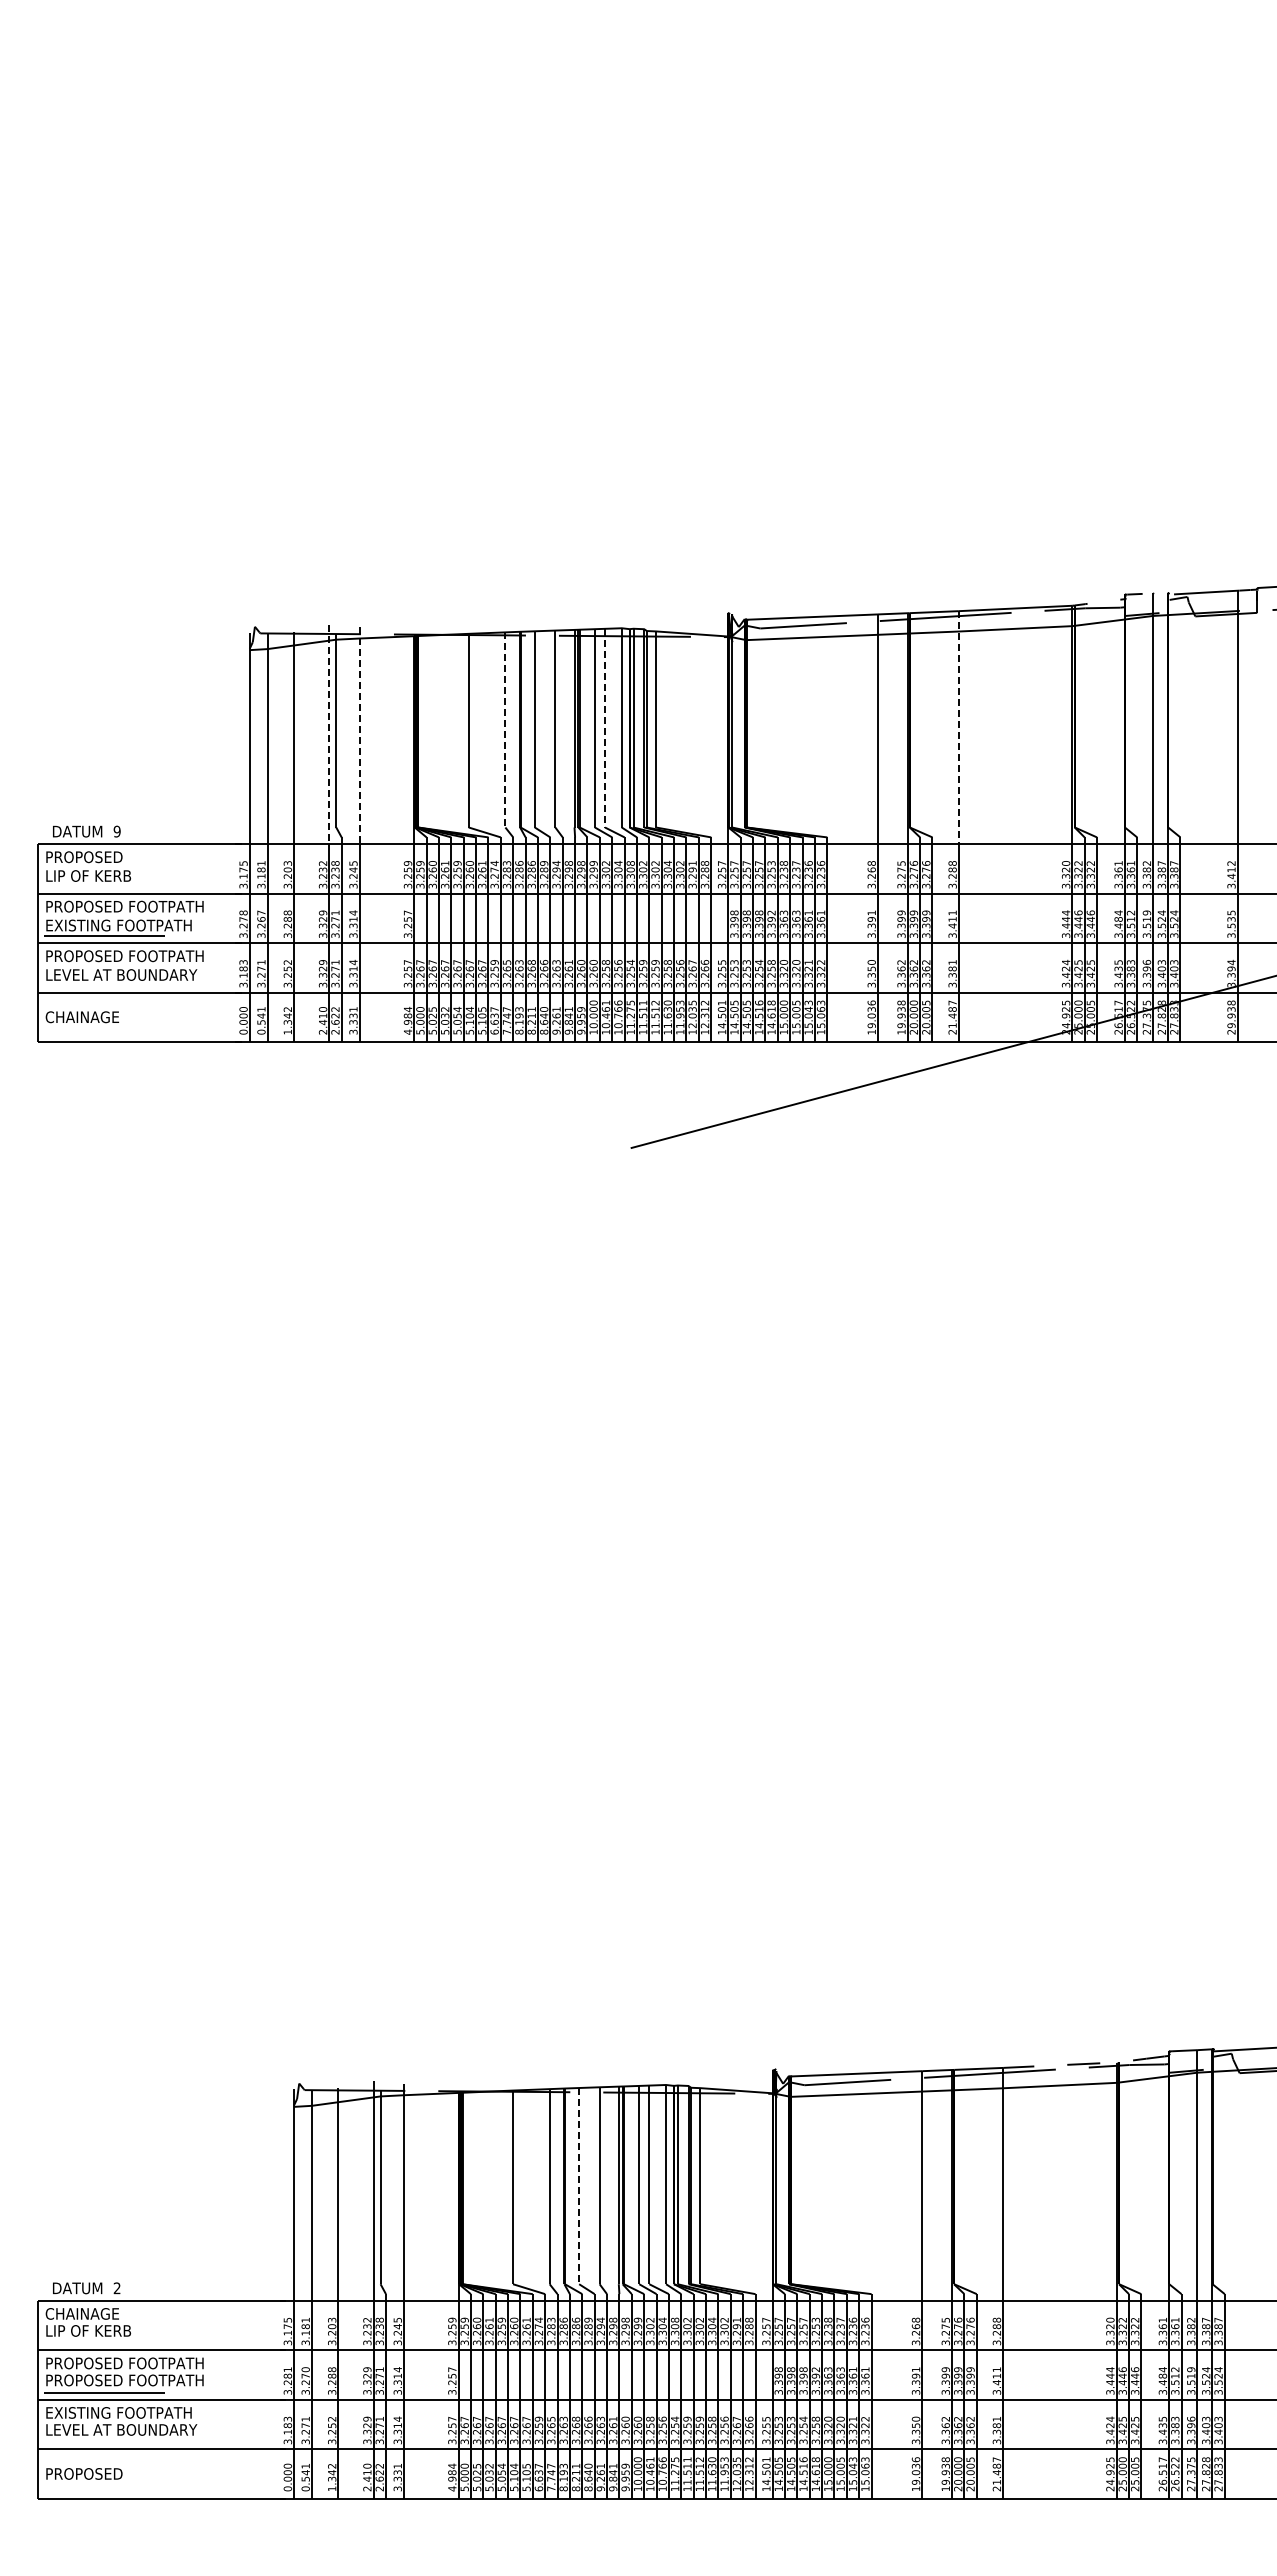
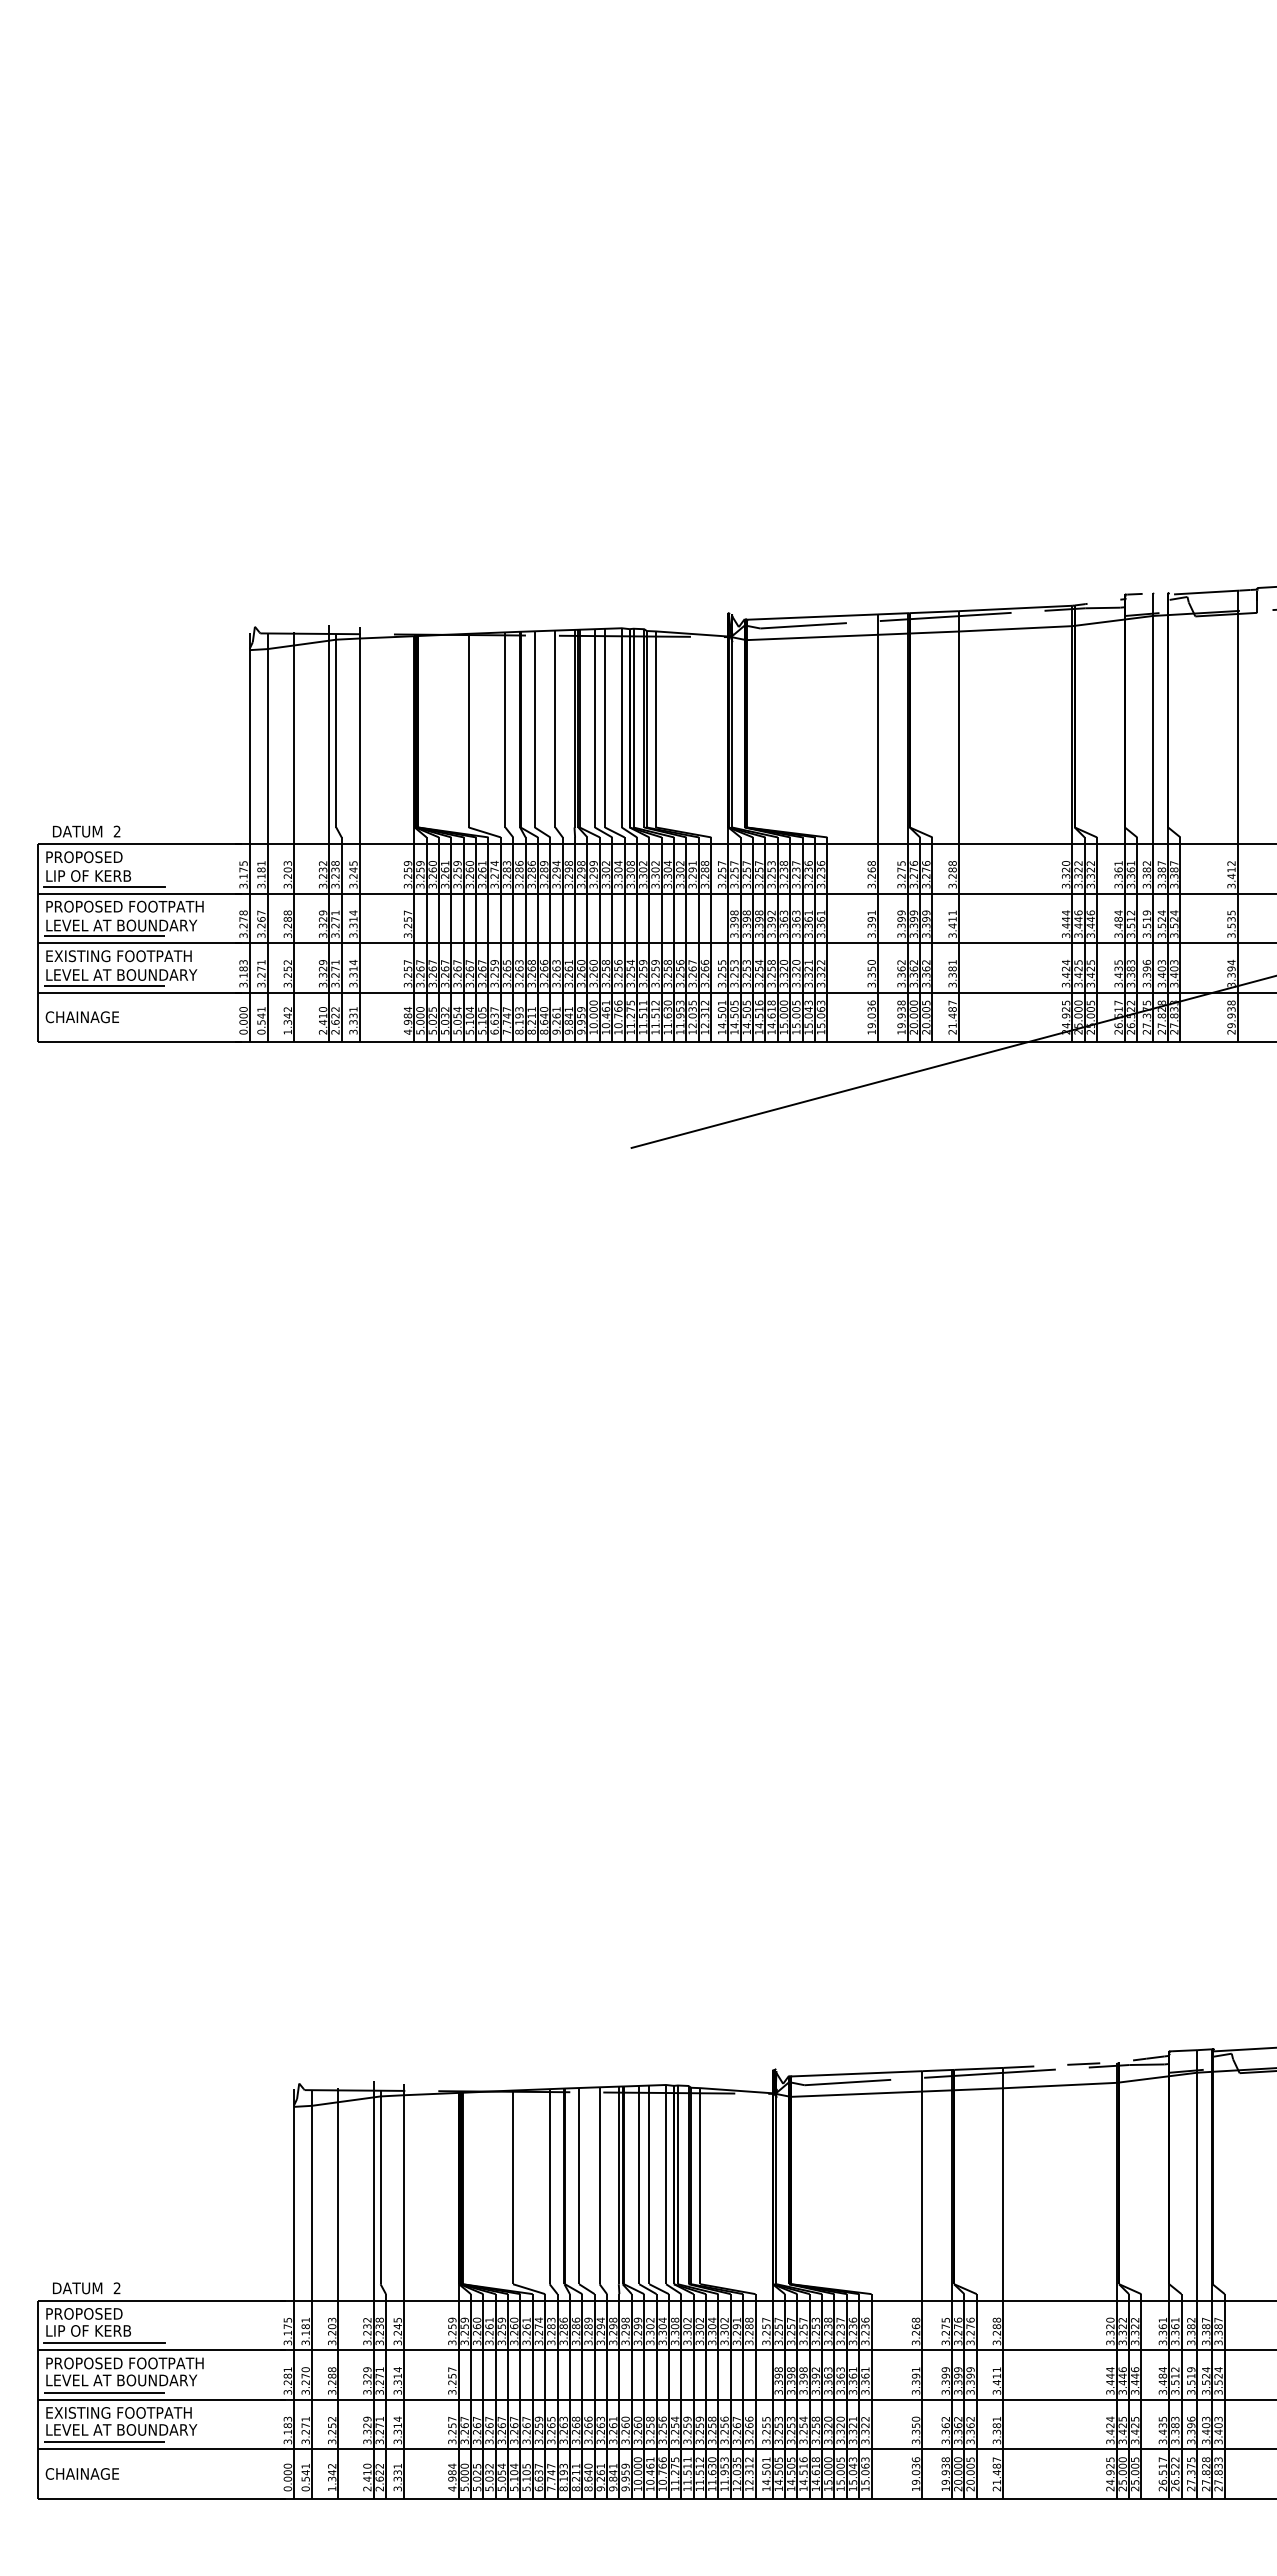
line: dashed -> solid (605, 728)
line: dashed -> solid (958, 728)
line: dashed -> solid (505, 729)
line: dashed -> solid (329, 734)
line: dashed -> solid (359, 736)
text: 9 -> 2 (116, 831)
line: none -> present (103, 886)
text: EXISTING FOOTPATH -> LEVEL AT BOUNDARY (122, 925)
text: PROPOSED FOOTPATH -> EXISTING FOOTPATH (125, 956)
line: none -> present (103, 985)
line: dashed -> solid (579, 2186)
text: CHAINAGE -> PROPOSED (83, 2313)
line: none -> present (103, 2343)
text: PROPOSED FOOTPATH -> LEVEL AT BOUNDARY (125, 2380)
line: none -> present (103, 2442)
text: PROPOSED -> CHAINAGE (83, 2473)
